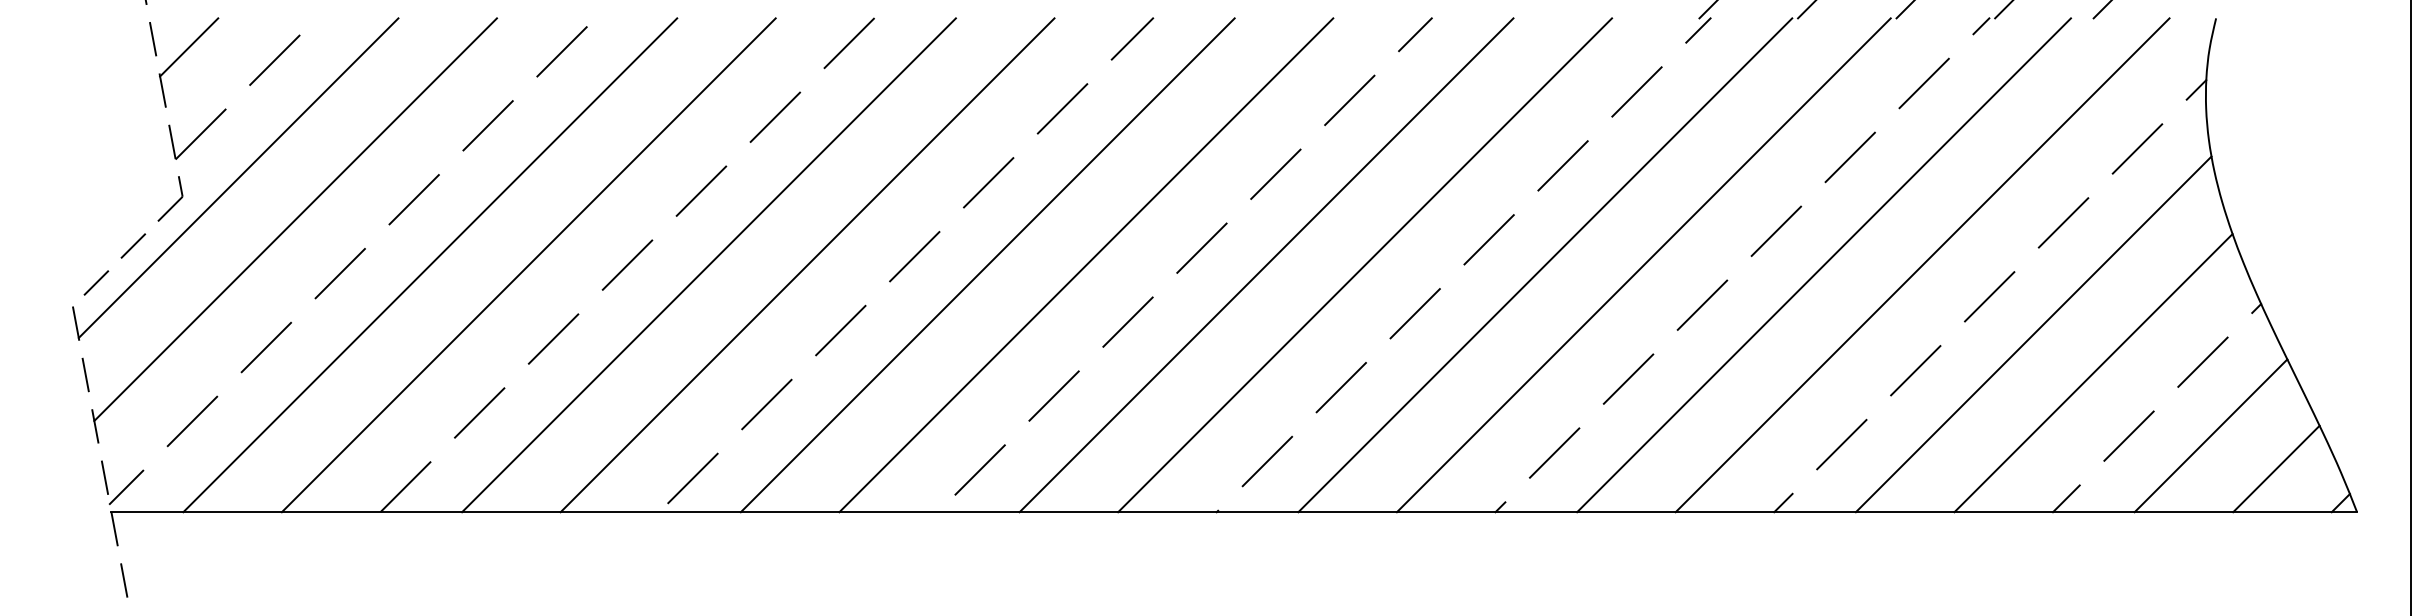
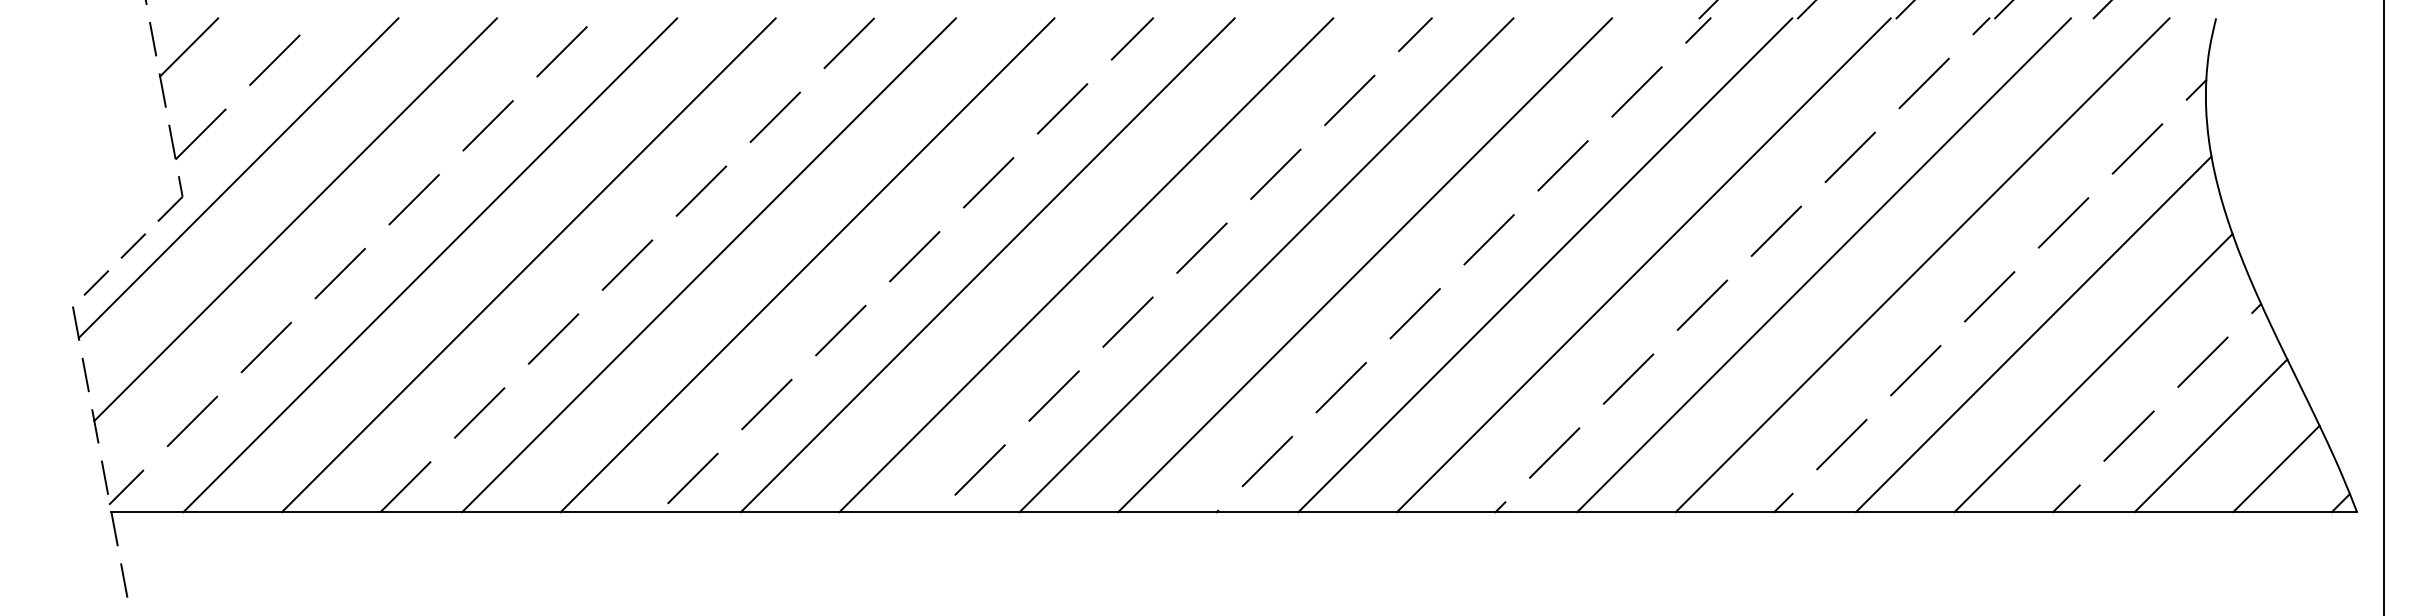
line position: (2411, 307) -> (2384, 307) (2384, 307)
